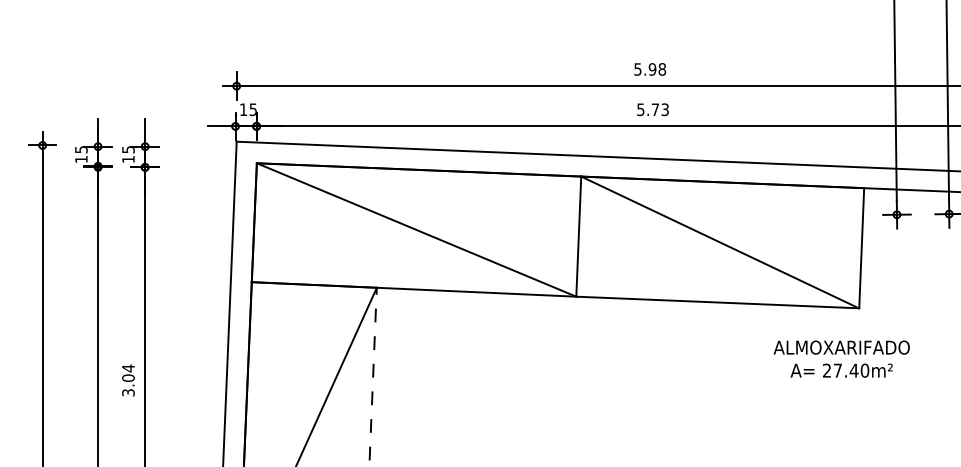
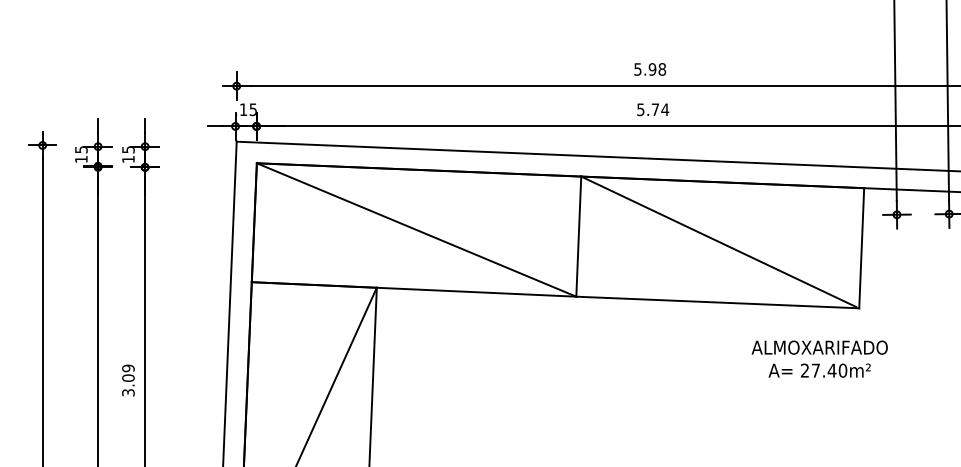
text: 5.73 -> 5.74 (665, 109)
text position: (841, 358) -> (819, 358) (819, 358)
text: 3.04 -> 3.09 (128, 368)
line: dashed -> solid (373, 376)
